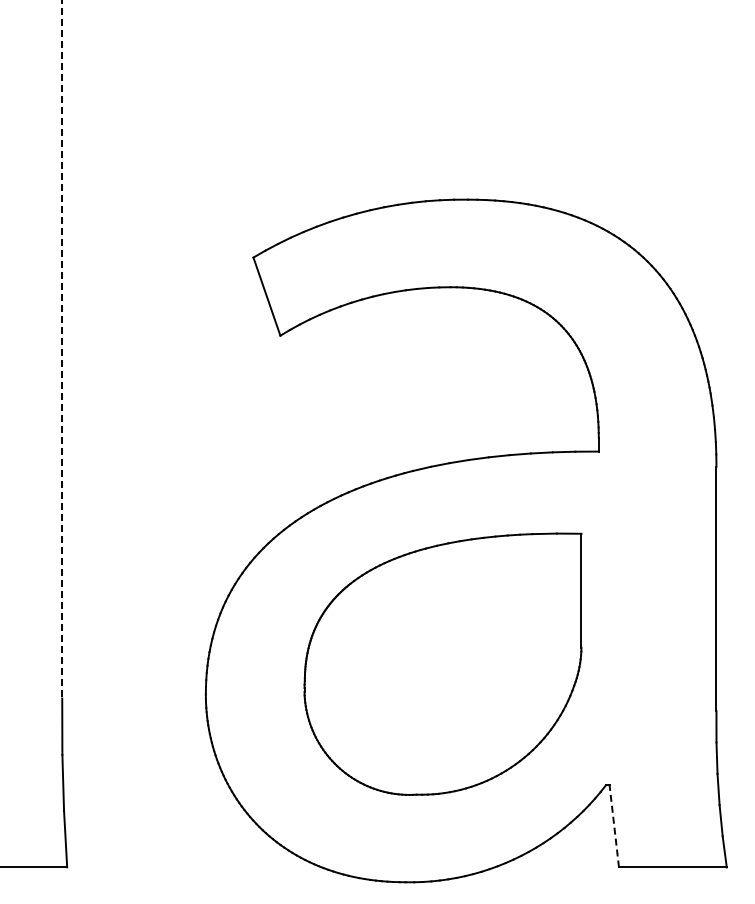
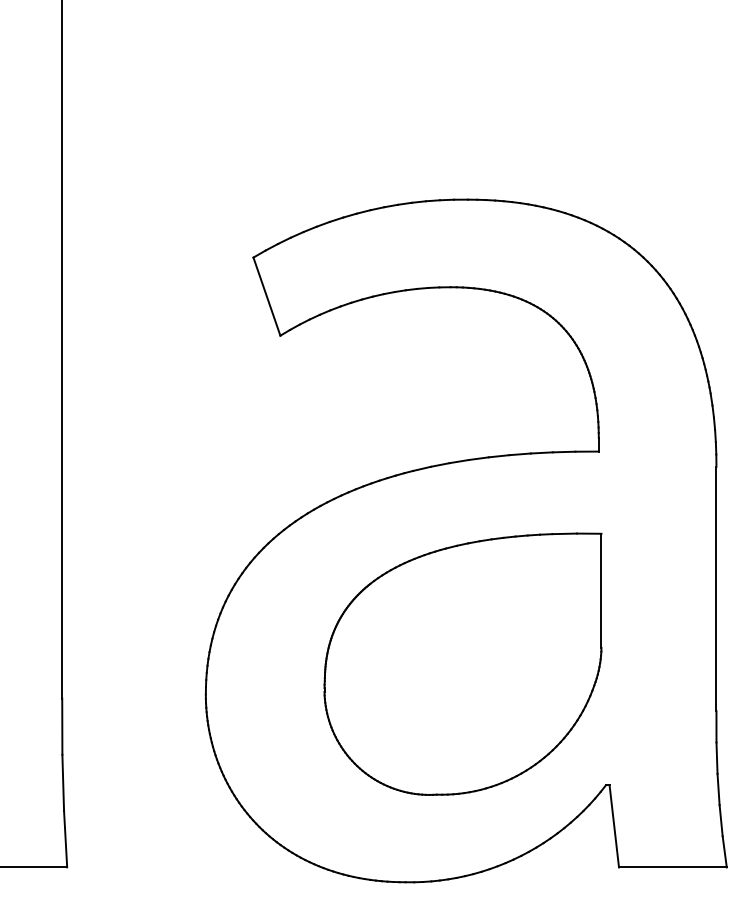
line: dashed -> solid (62, 349)
part position: (442, 663) -> (462, 663) (462, 663)
line: dashed -> solid (614, 825)
